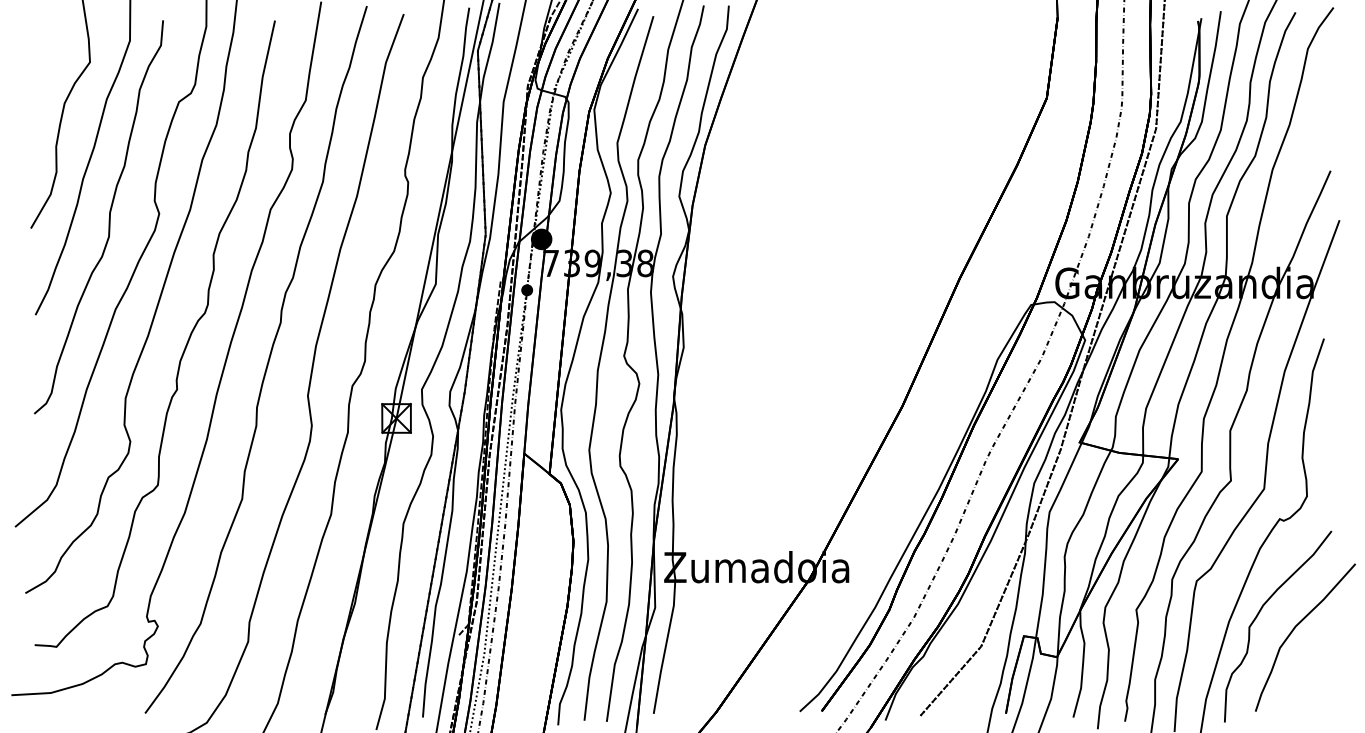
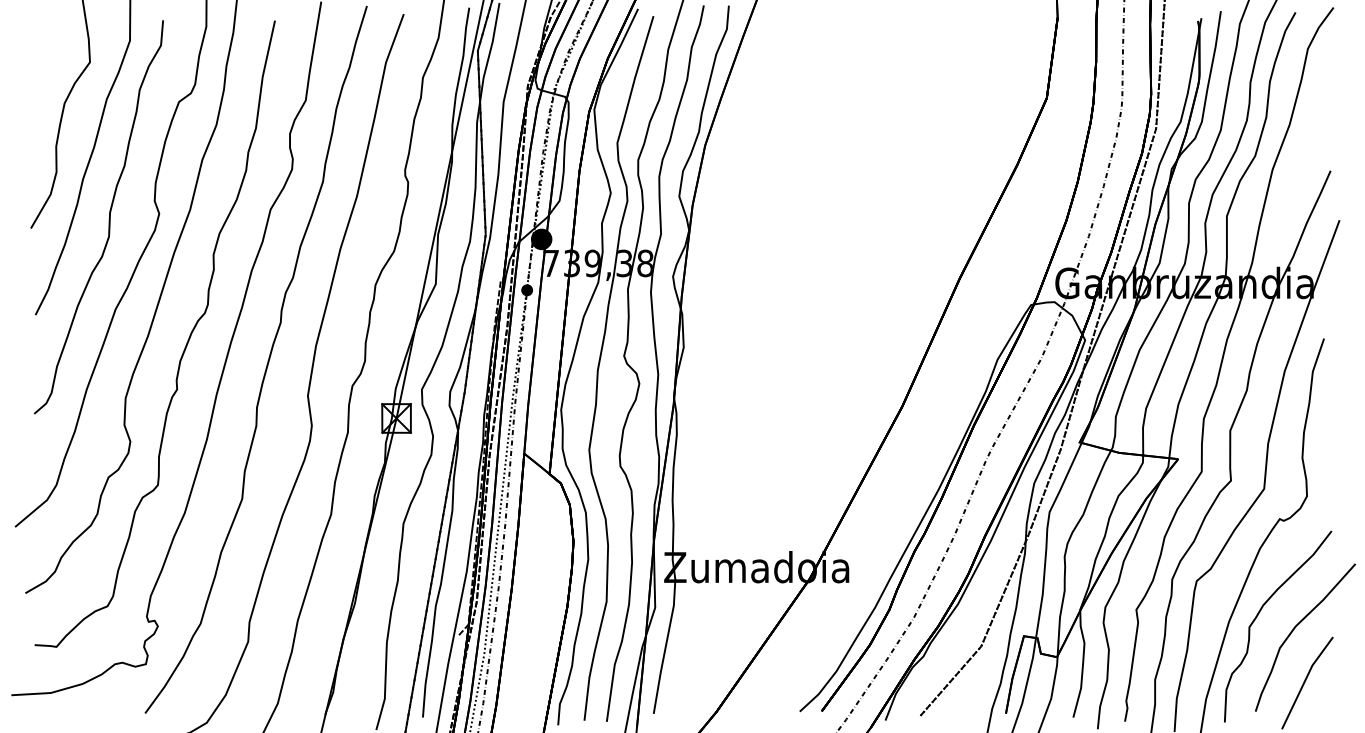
line: none -> present (1305, 682)
